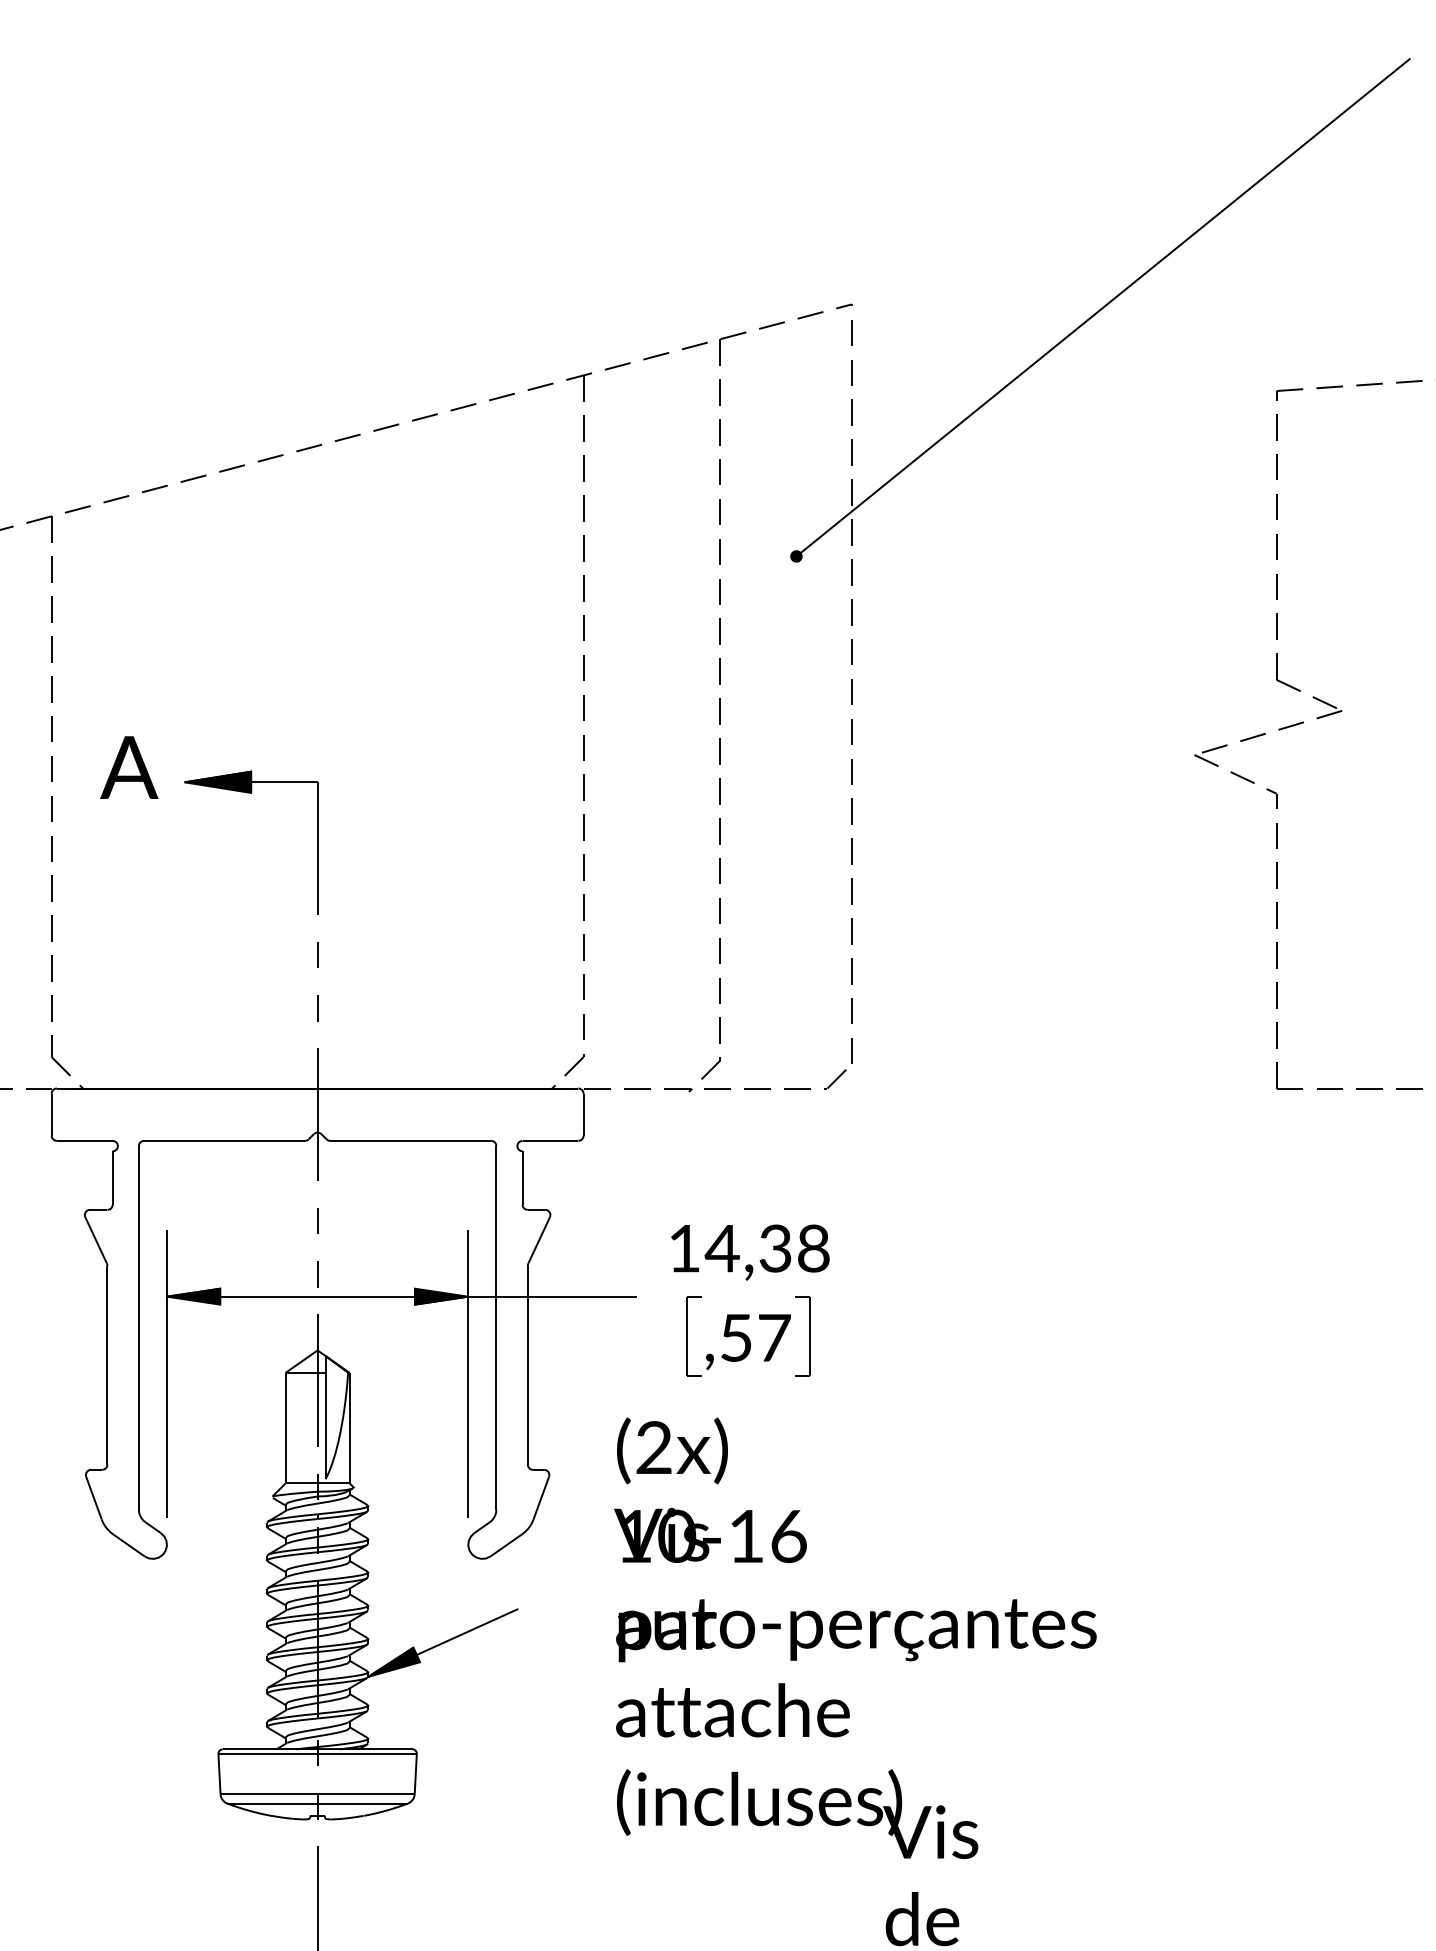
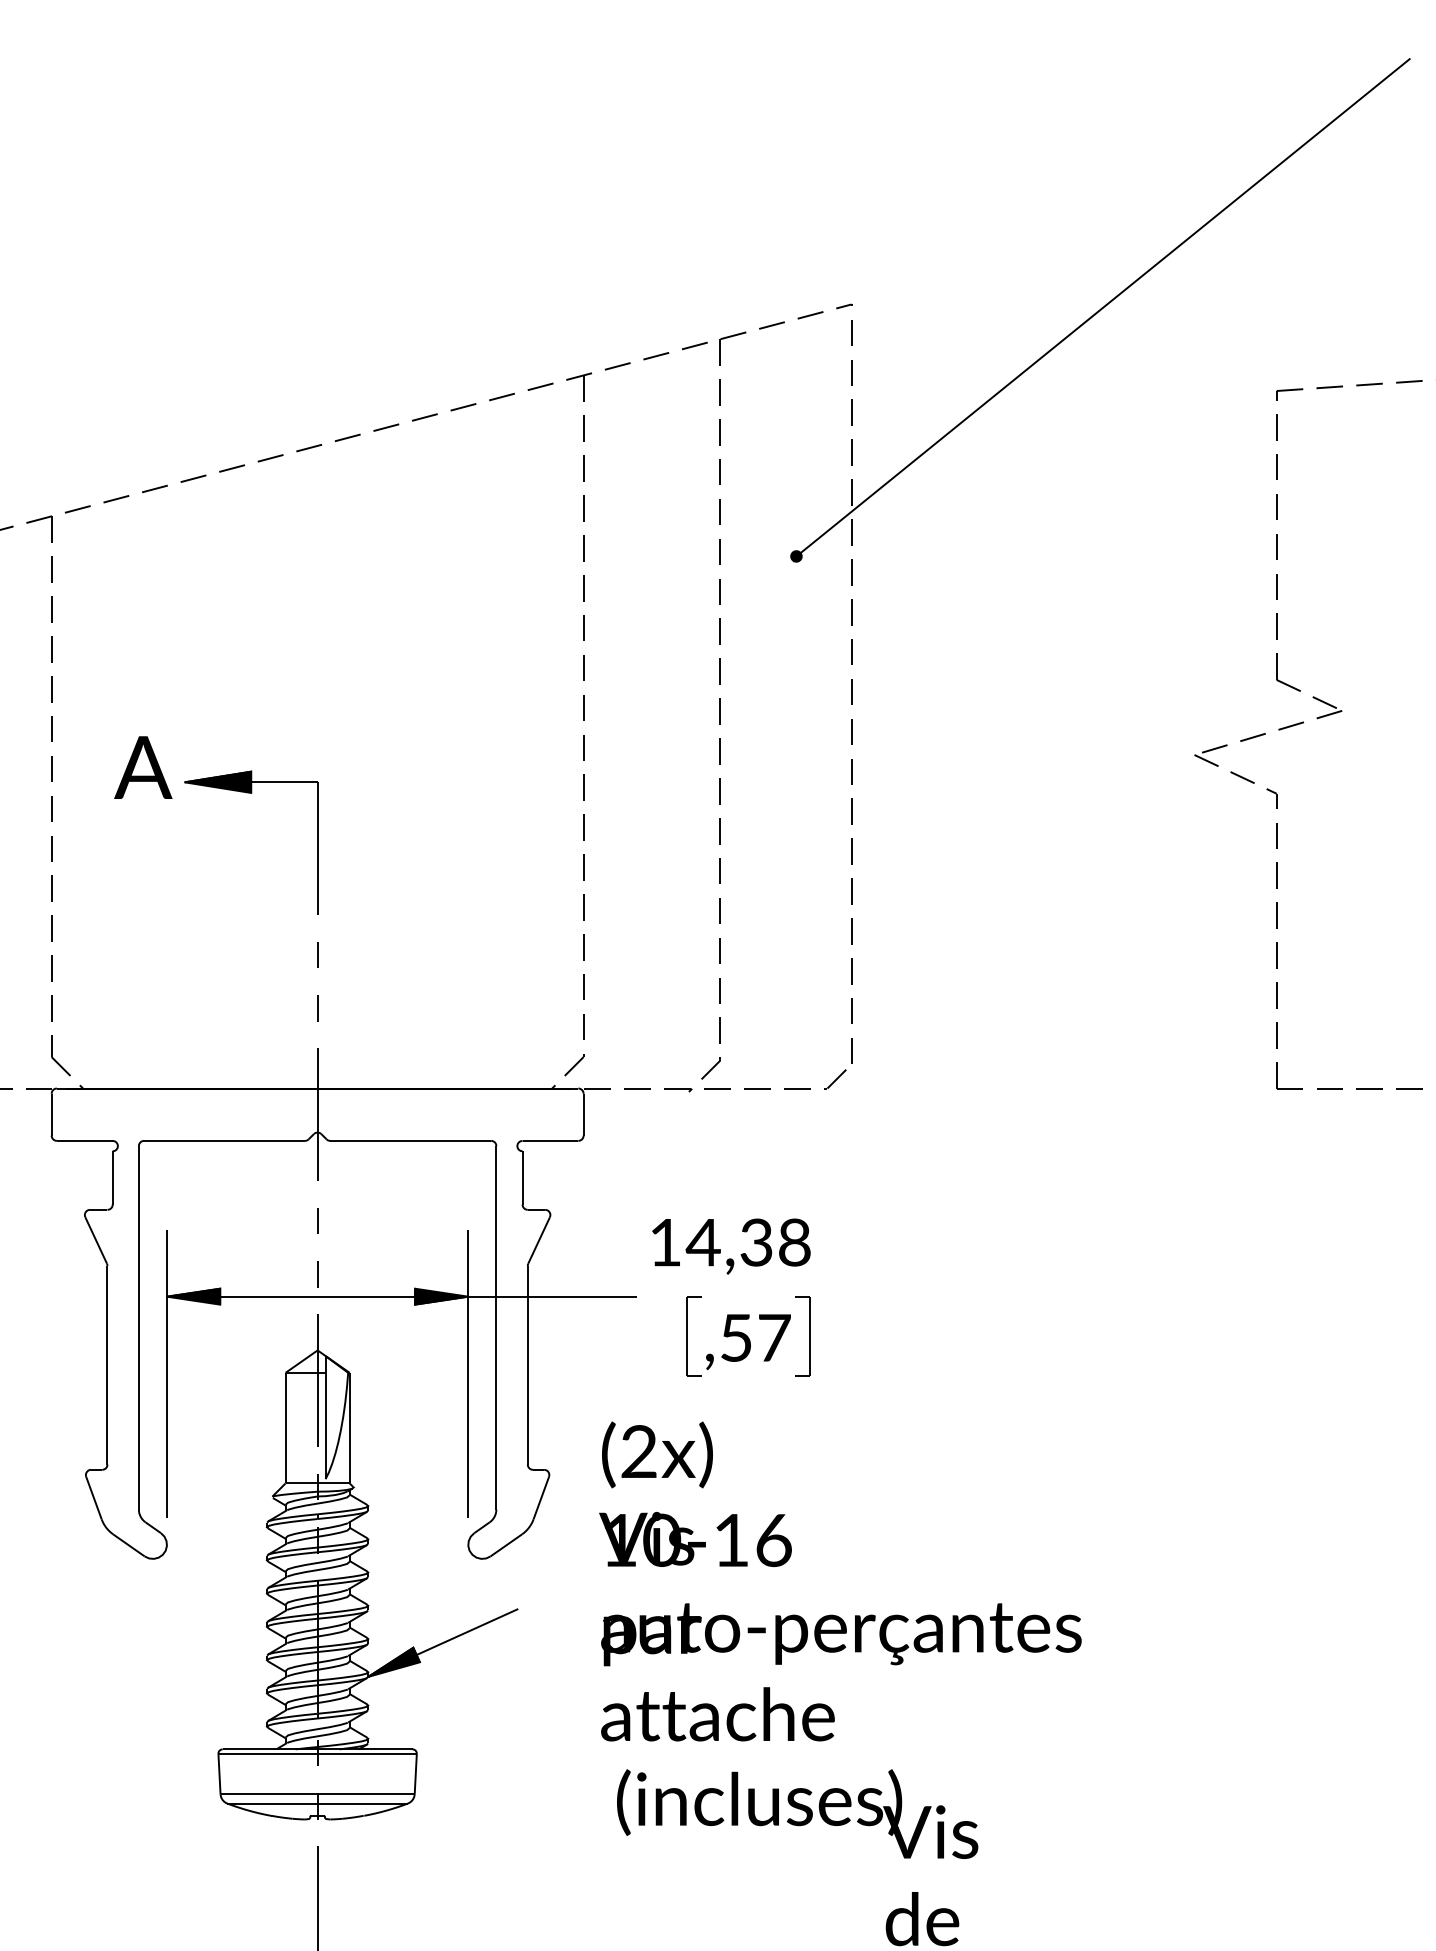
text position: (129, 767) -> (143, 767) (143, 767)
text position: (750, 1252) -> (731, 1246) (731, 1246)
text position: (855, 1577) -> (840, 1581) (840, 1581)
